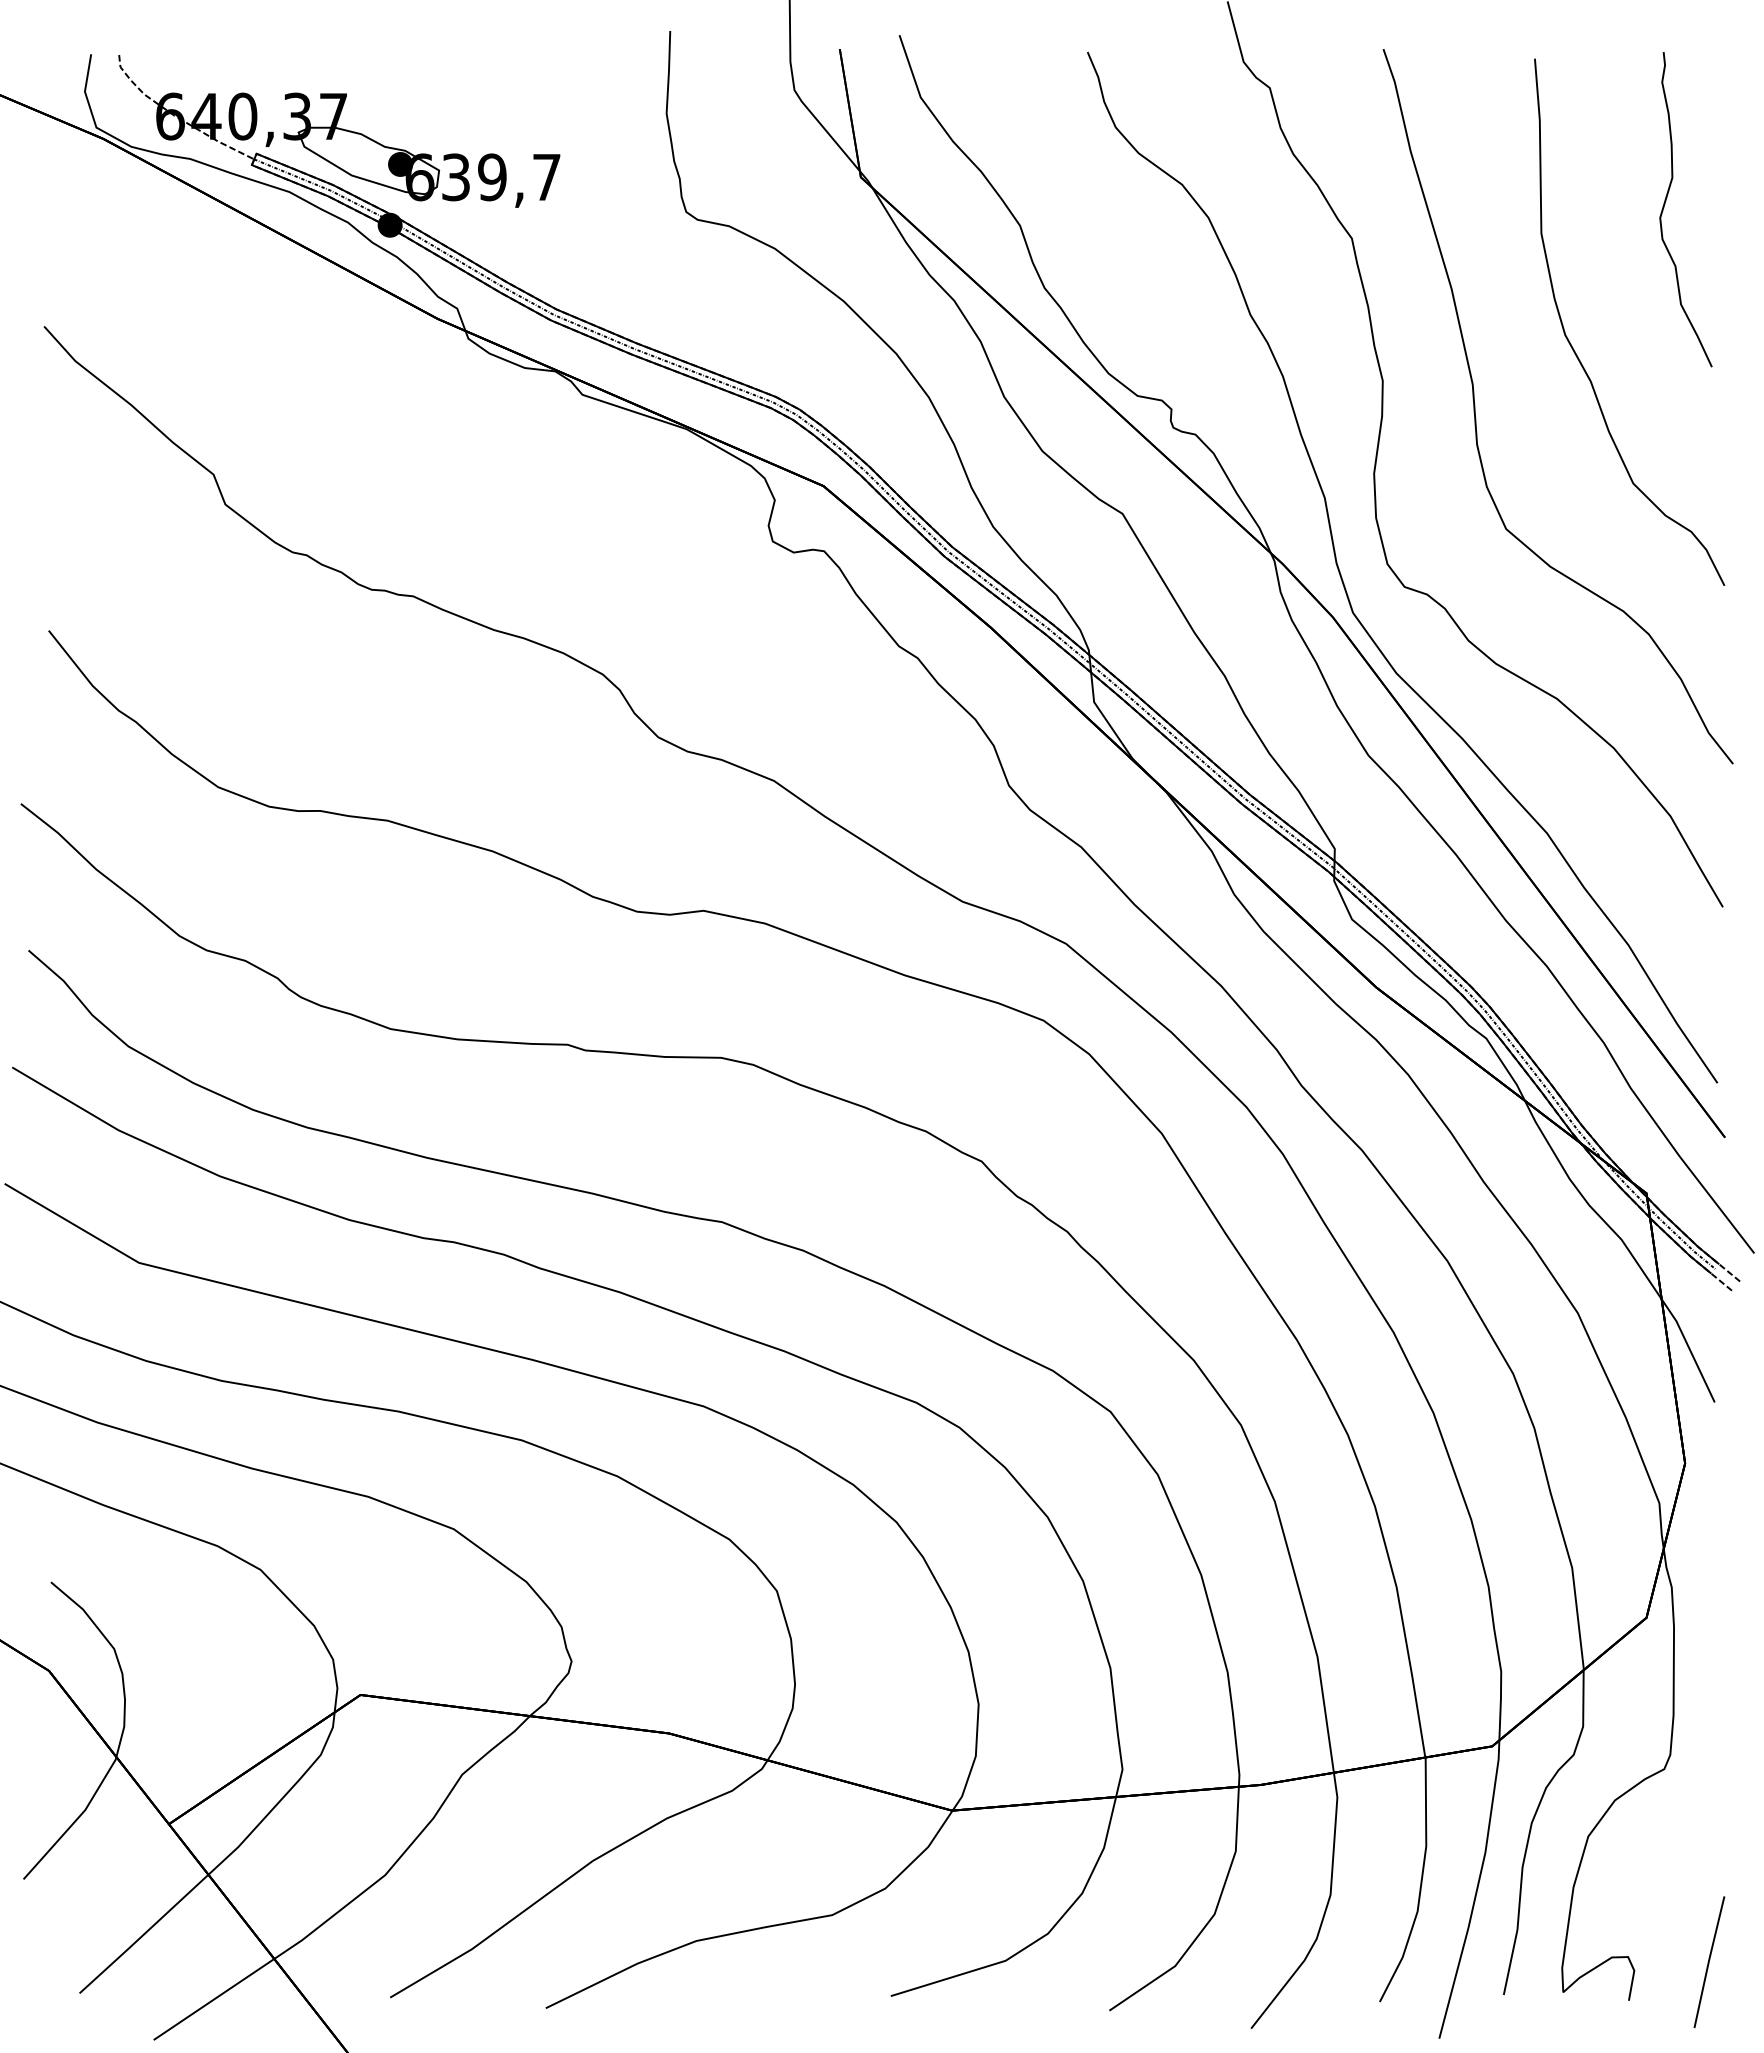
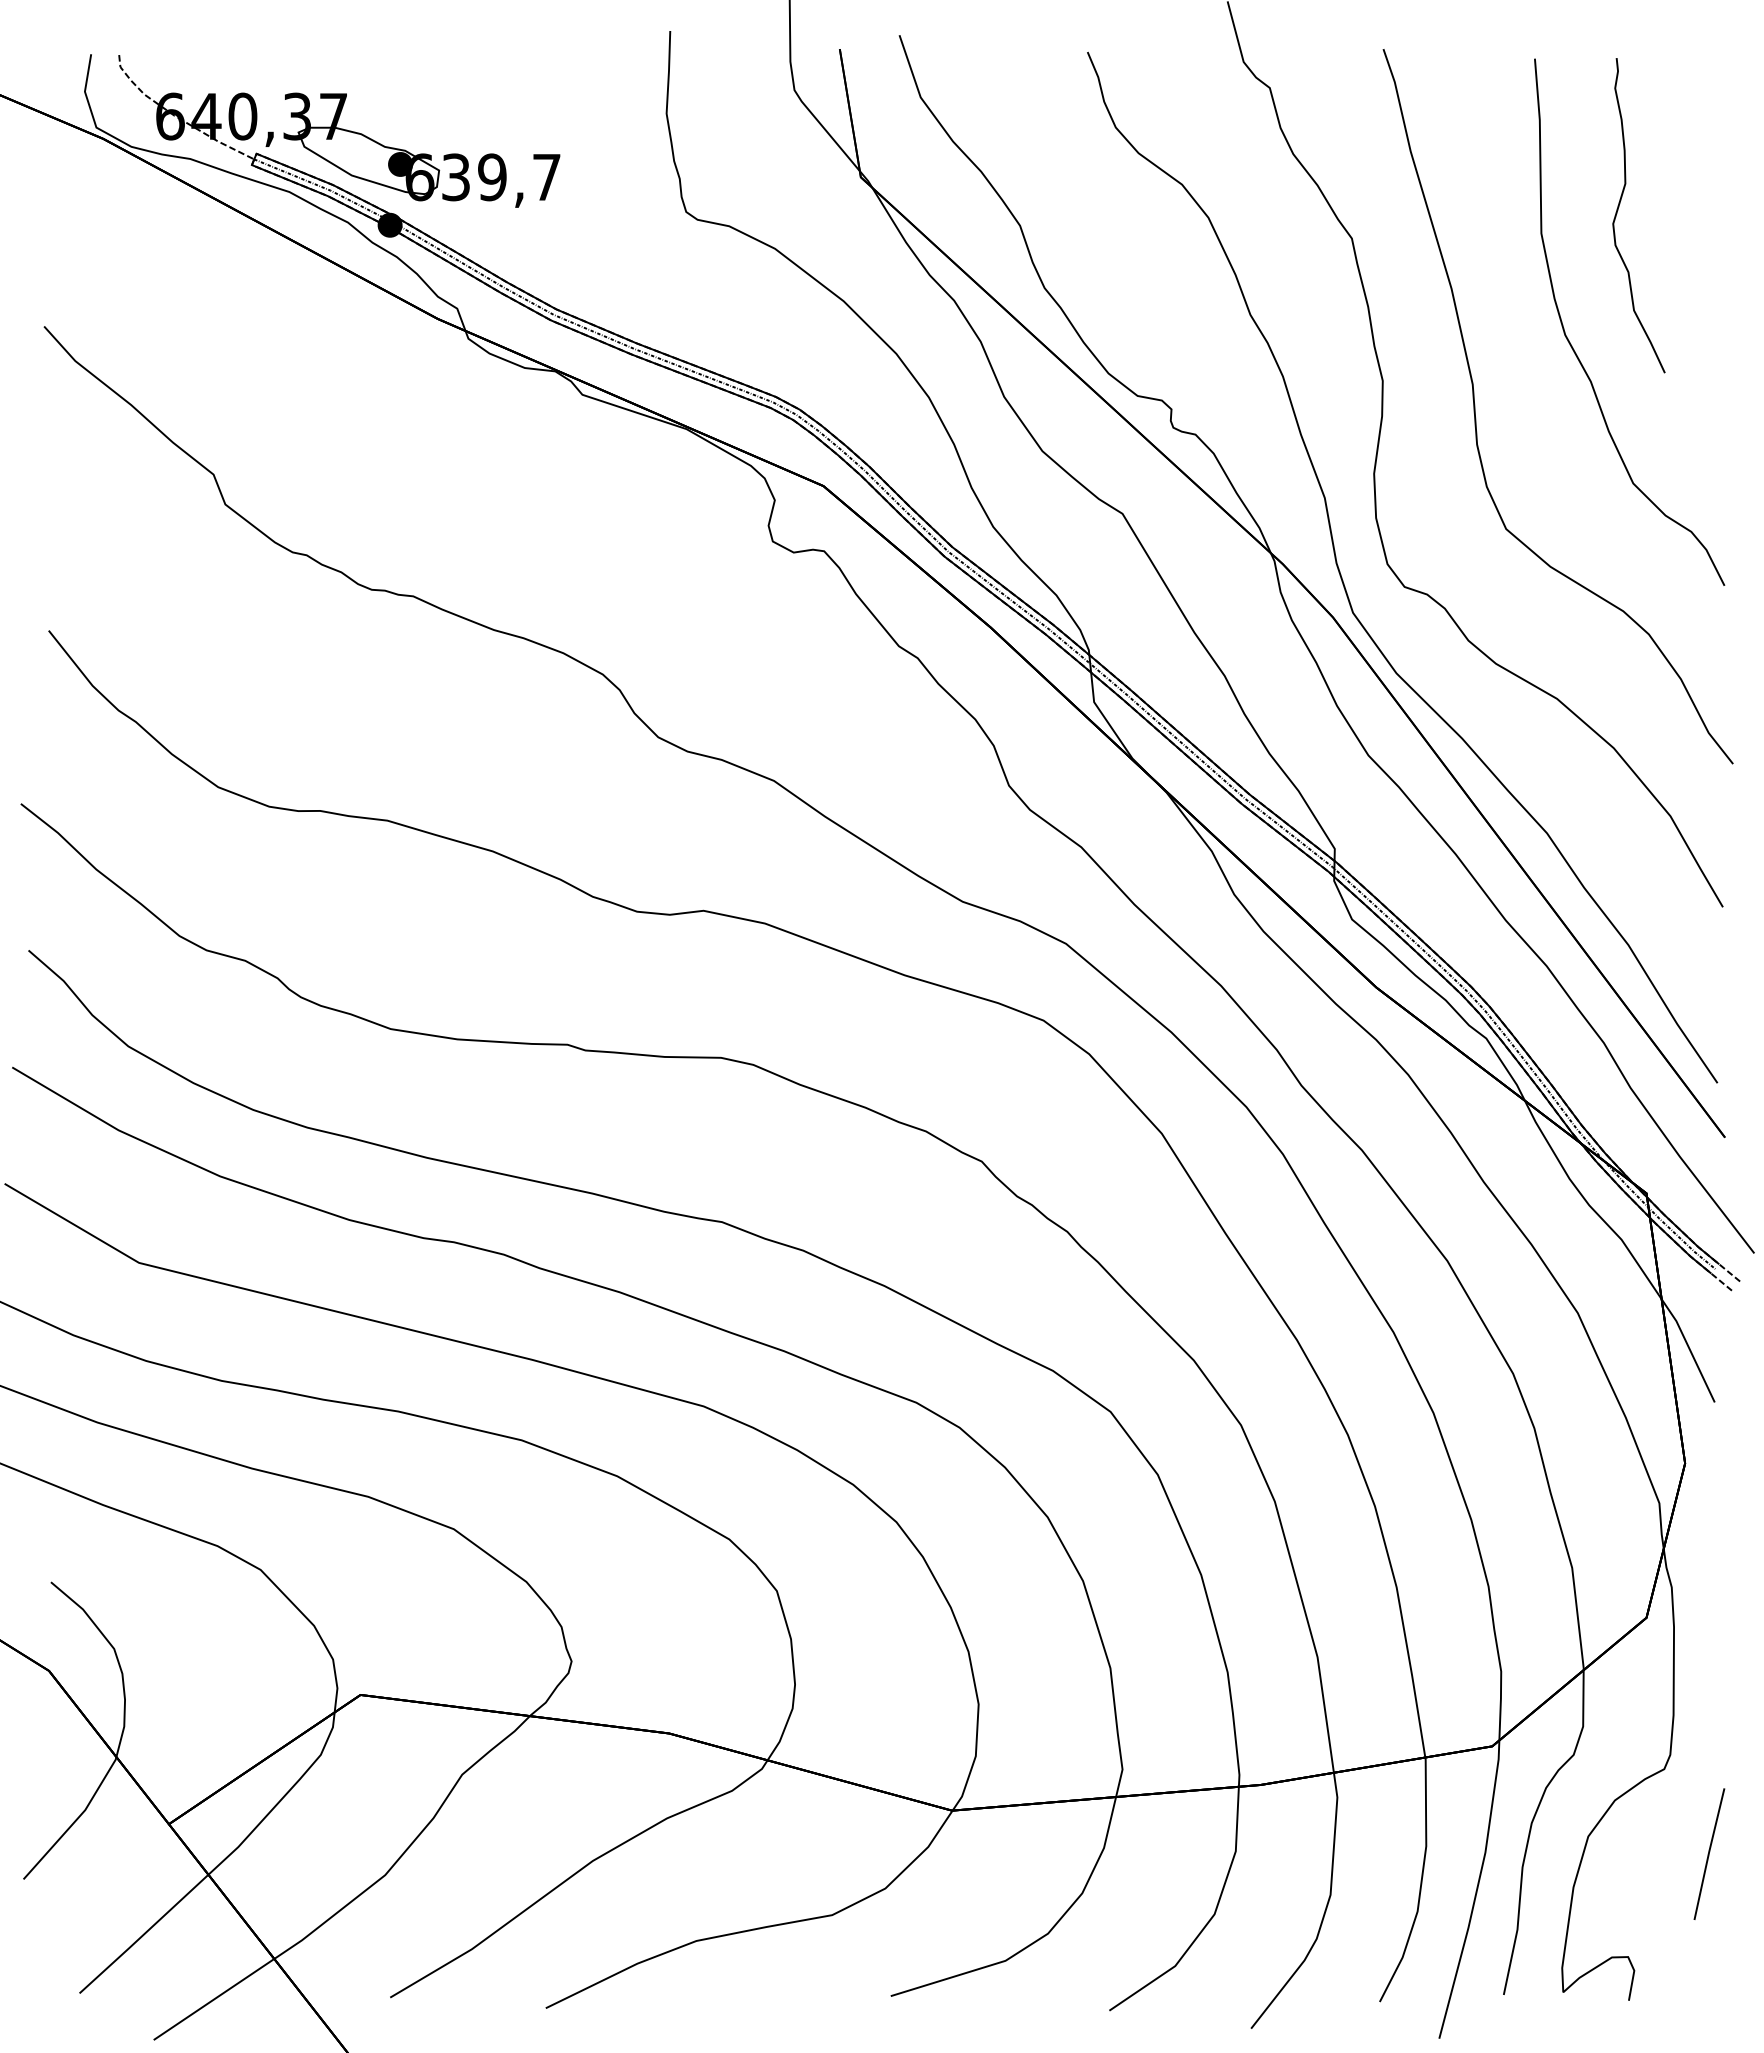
curve position: (1666, 201) -> (1619, 207) (1619, 207)
line position: (1709, 1961) -> (1709, 1853) (1709, 1853)
